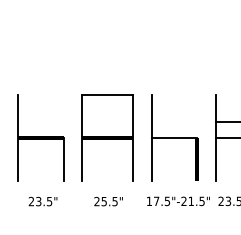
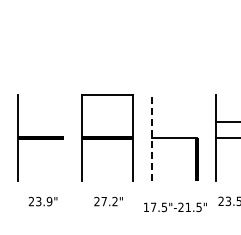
line: solid -> dashed (151, 138)
line: present -> none (63, 159)
text: 23.5" -> 23.9" (49, 200)
text: 25.5" -> 27.2" (109, 201)
text position: (178, 201) -> (175, 207) (175, 207)
